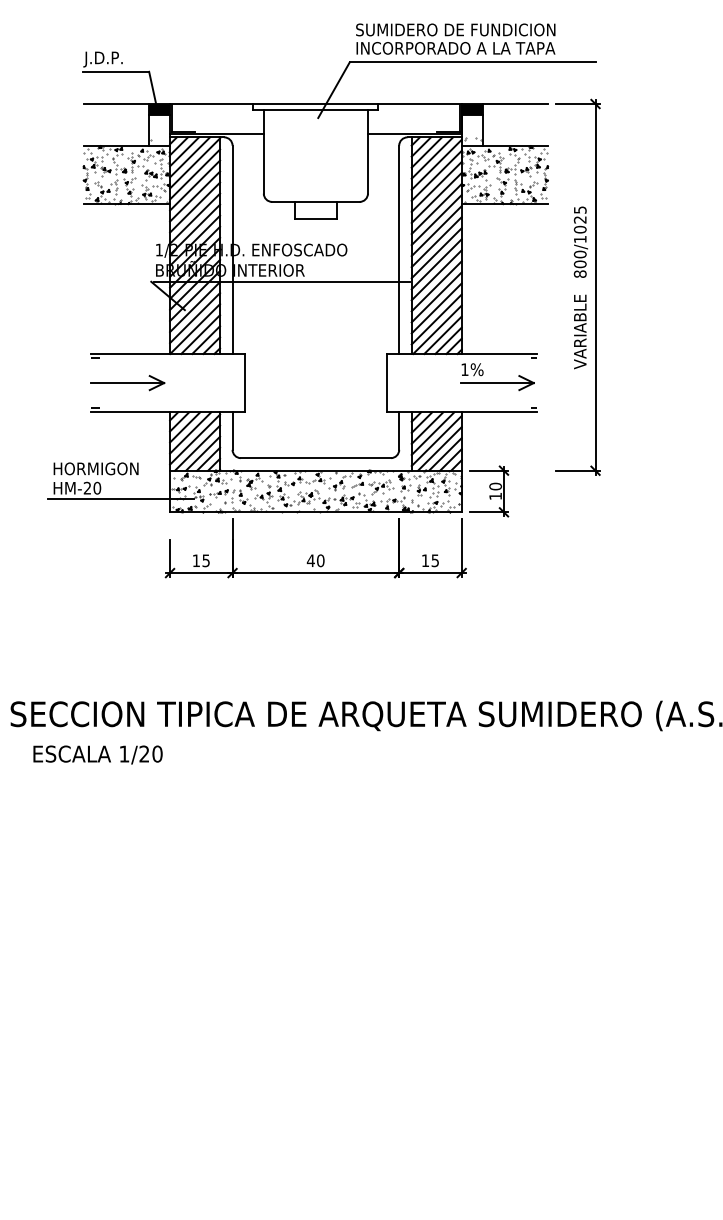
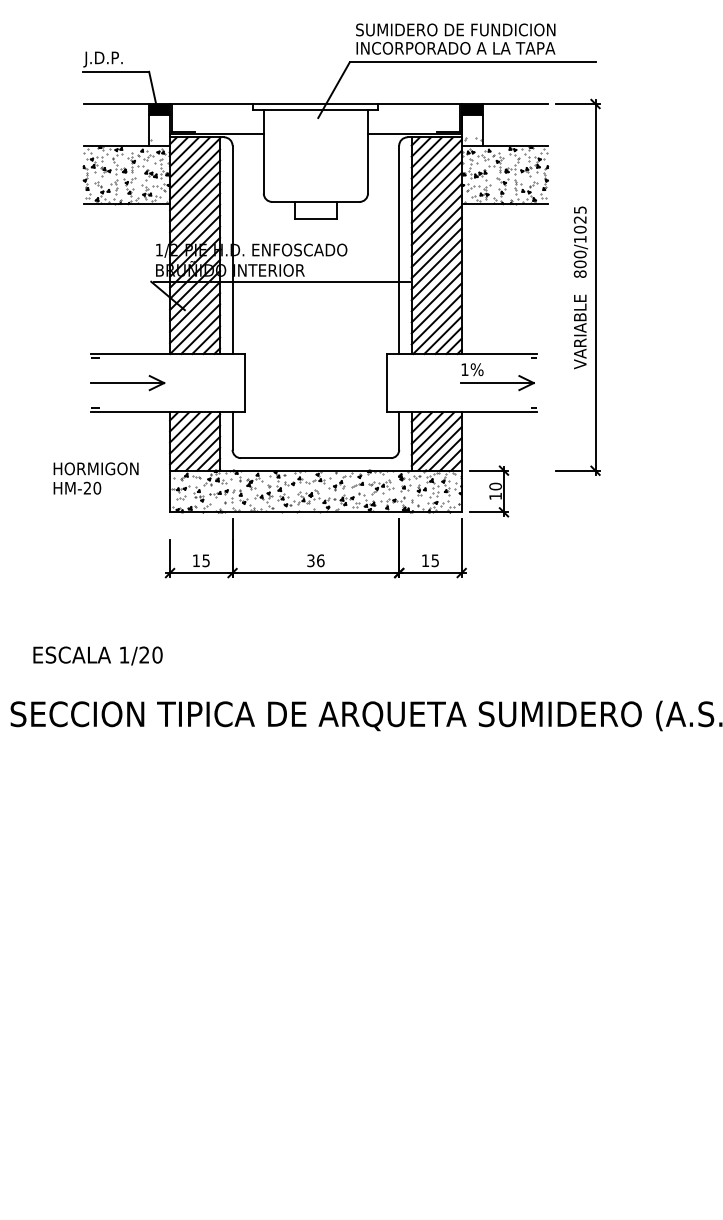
line: present -> none (121, 499)
text: 40 -> 36 (315, 560)
text position: (97, 754) -> (97, 655) (97, 655)
